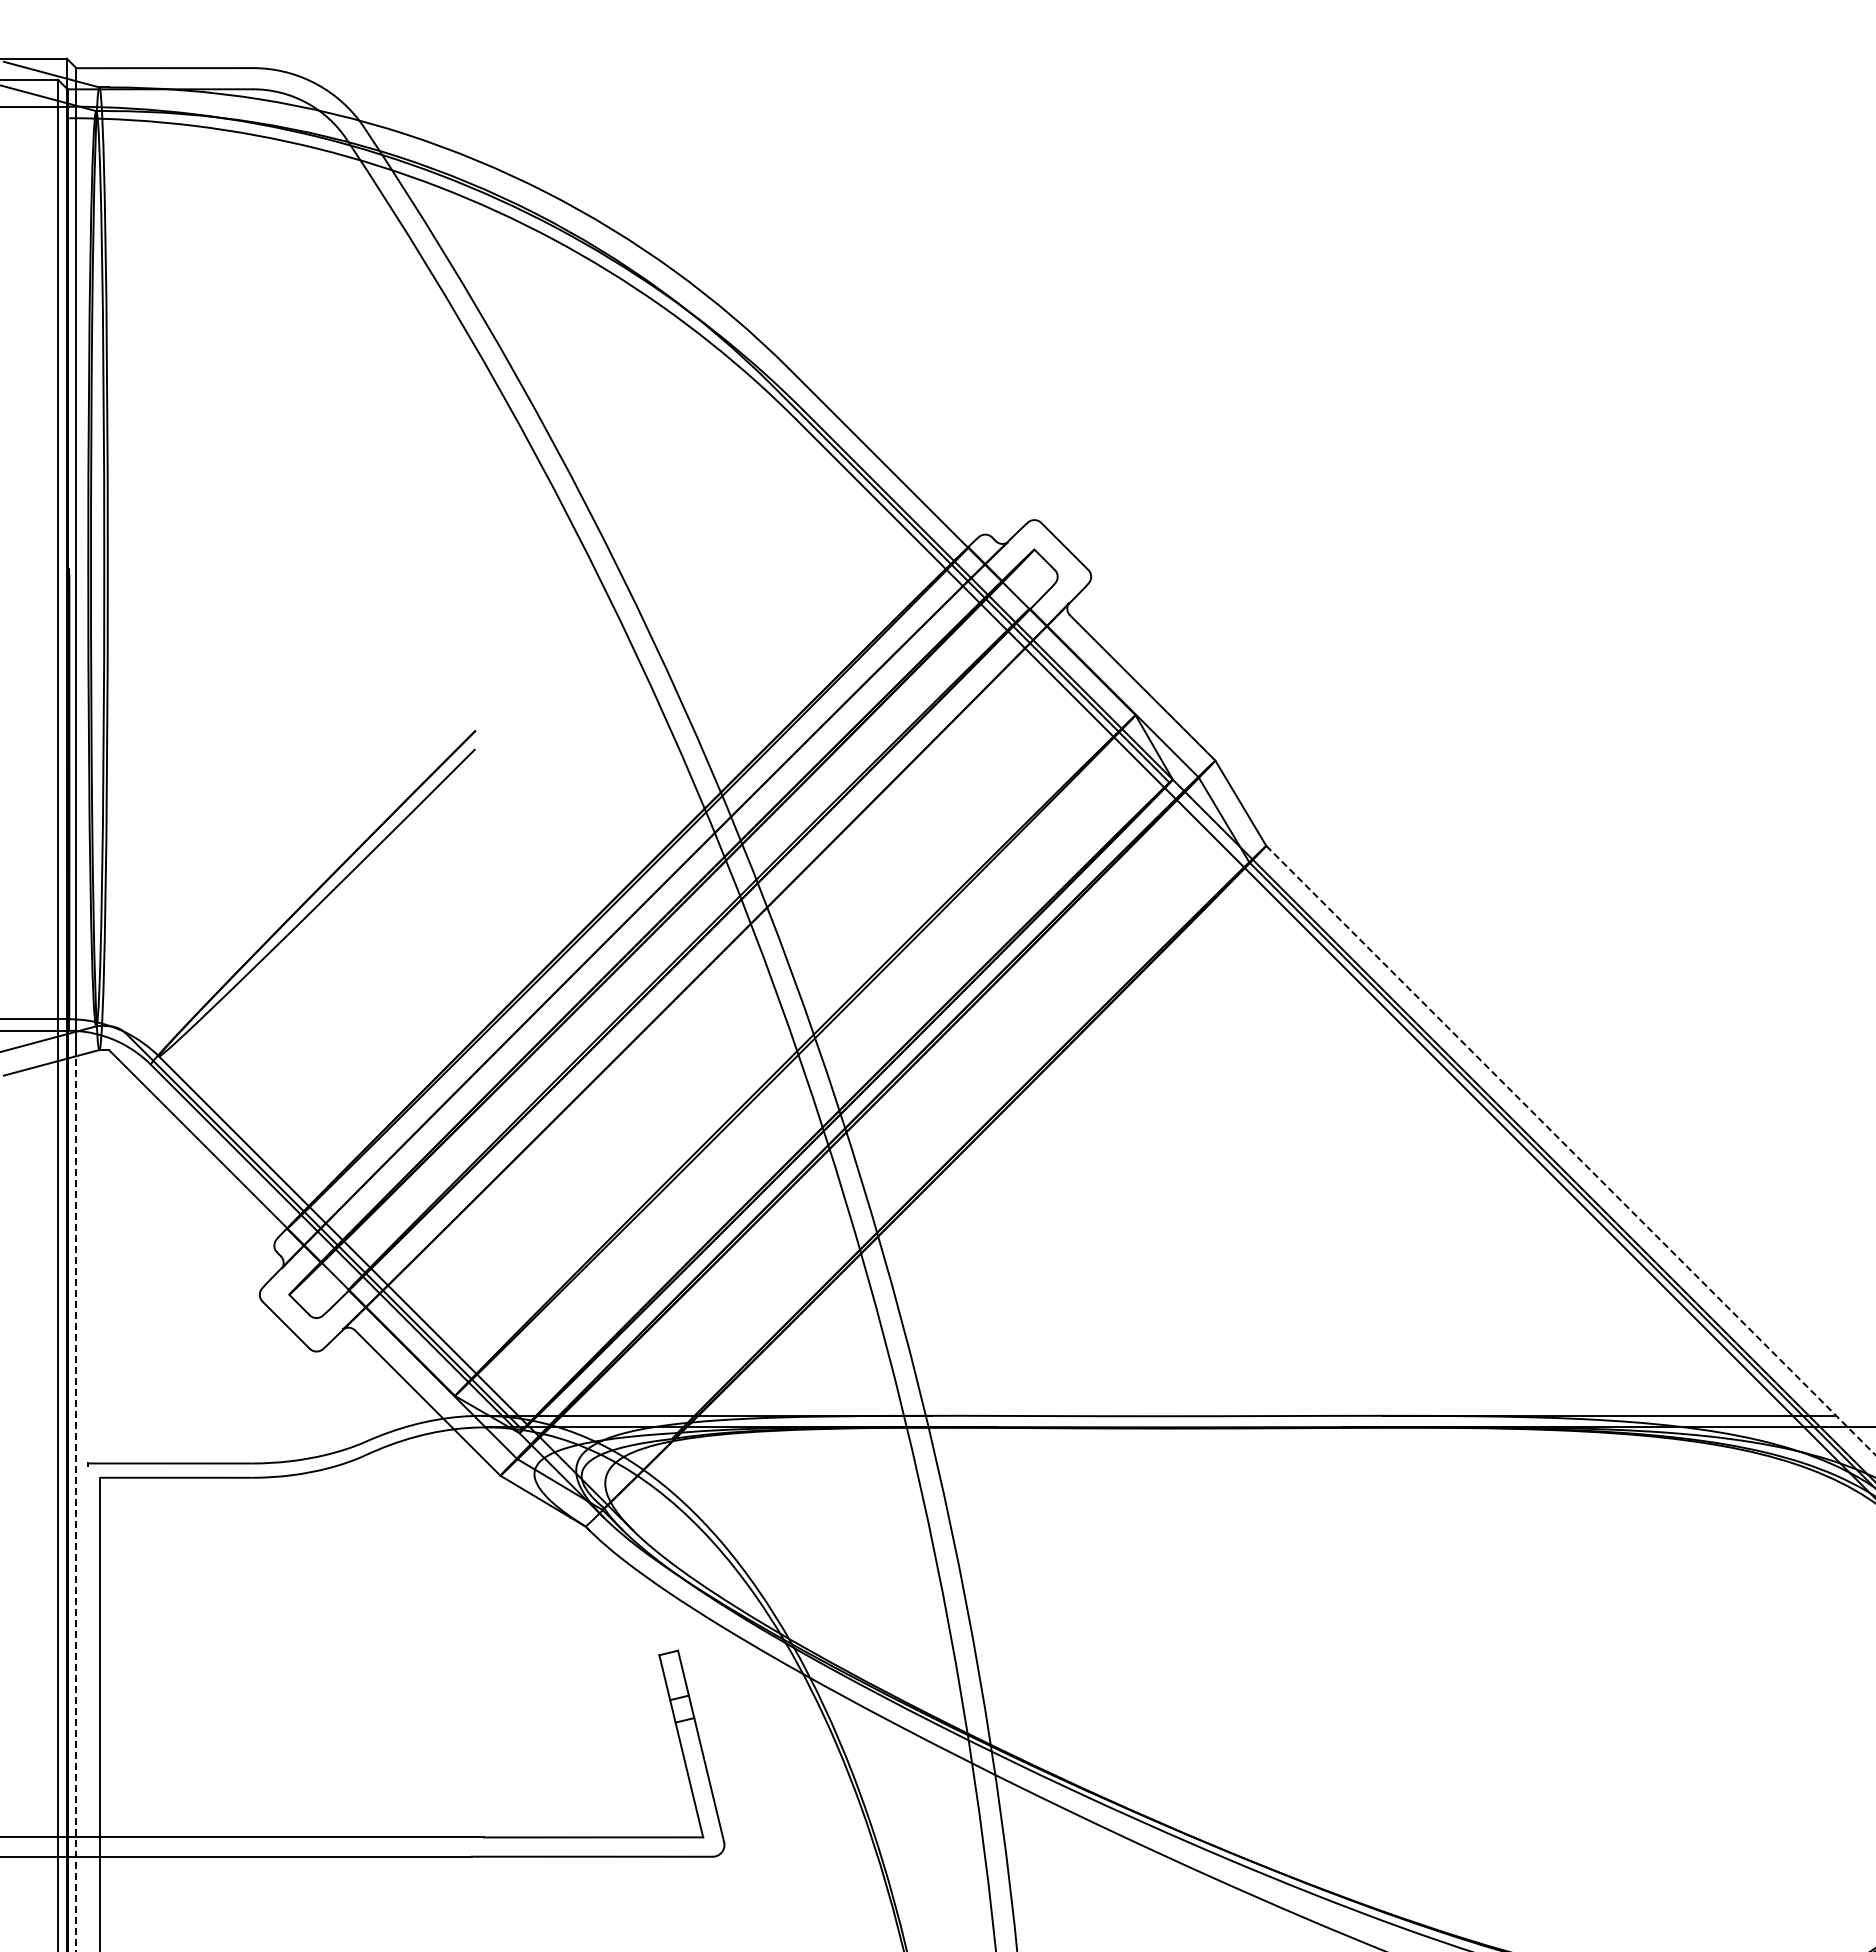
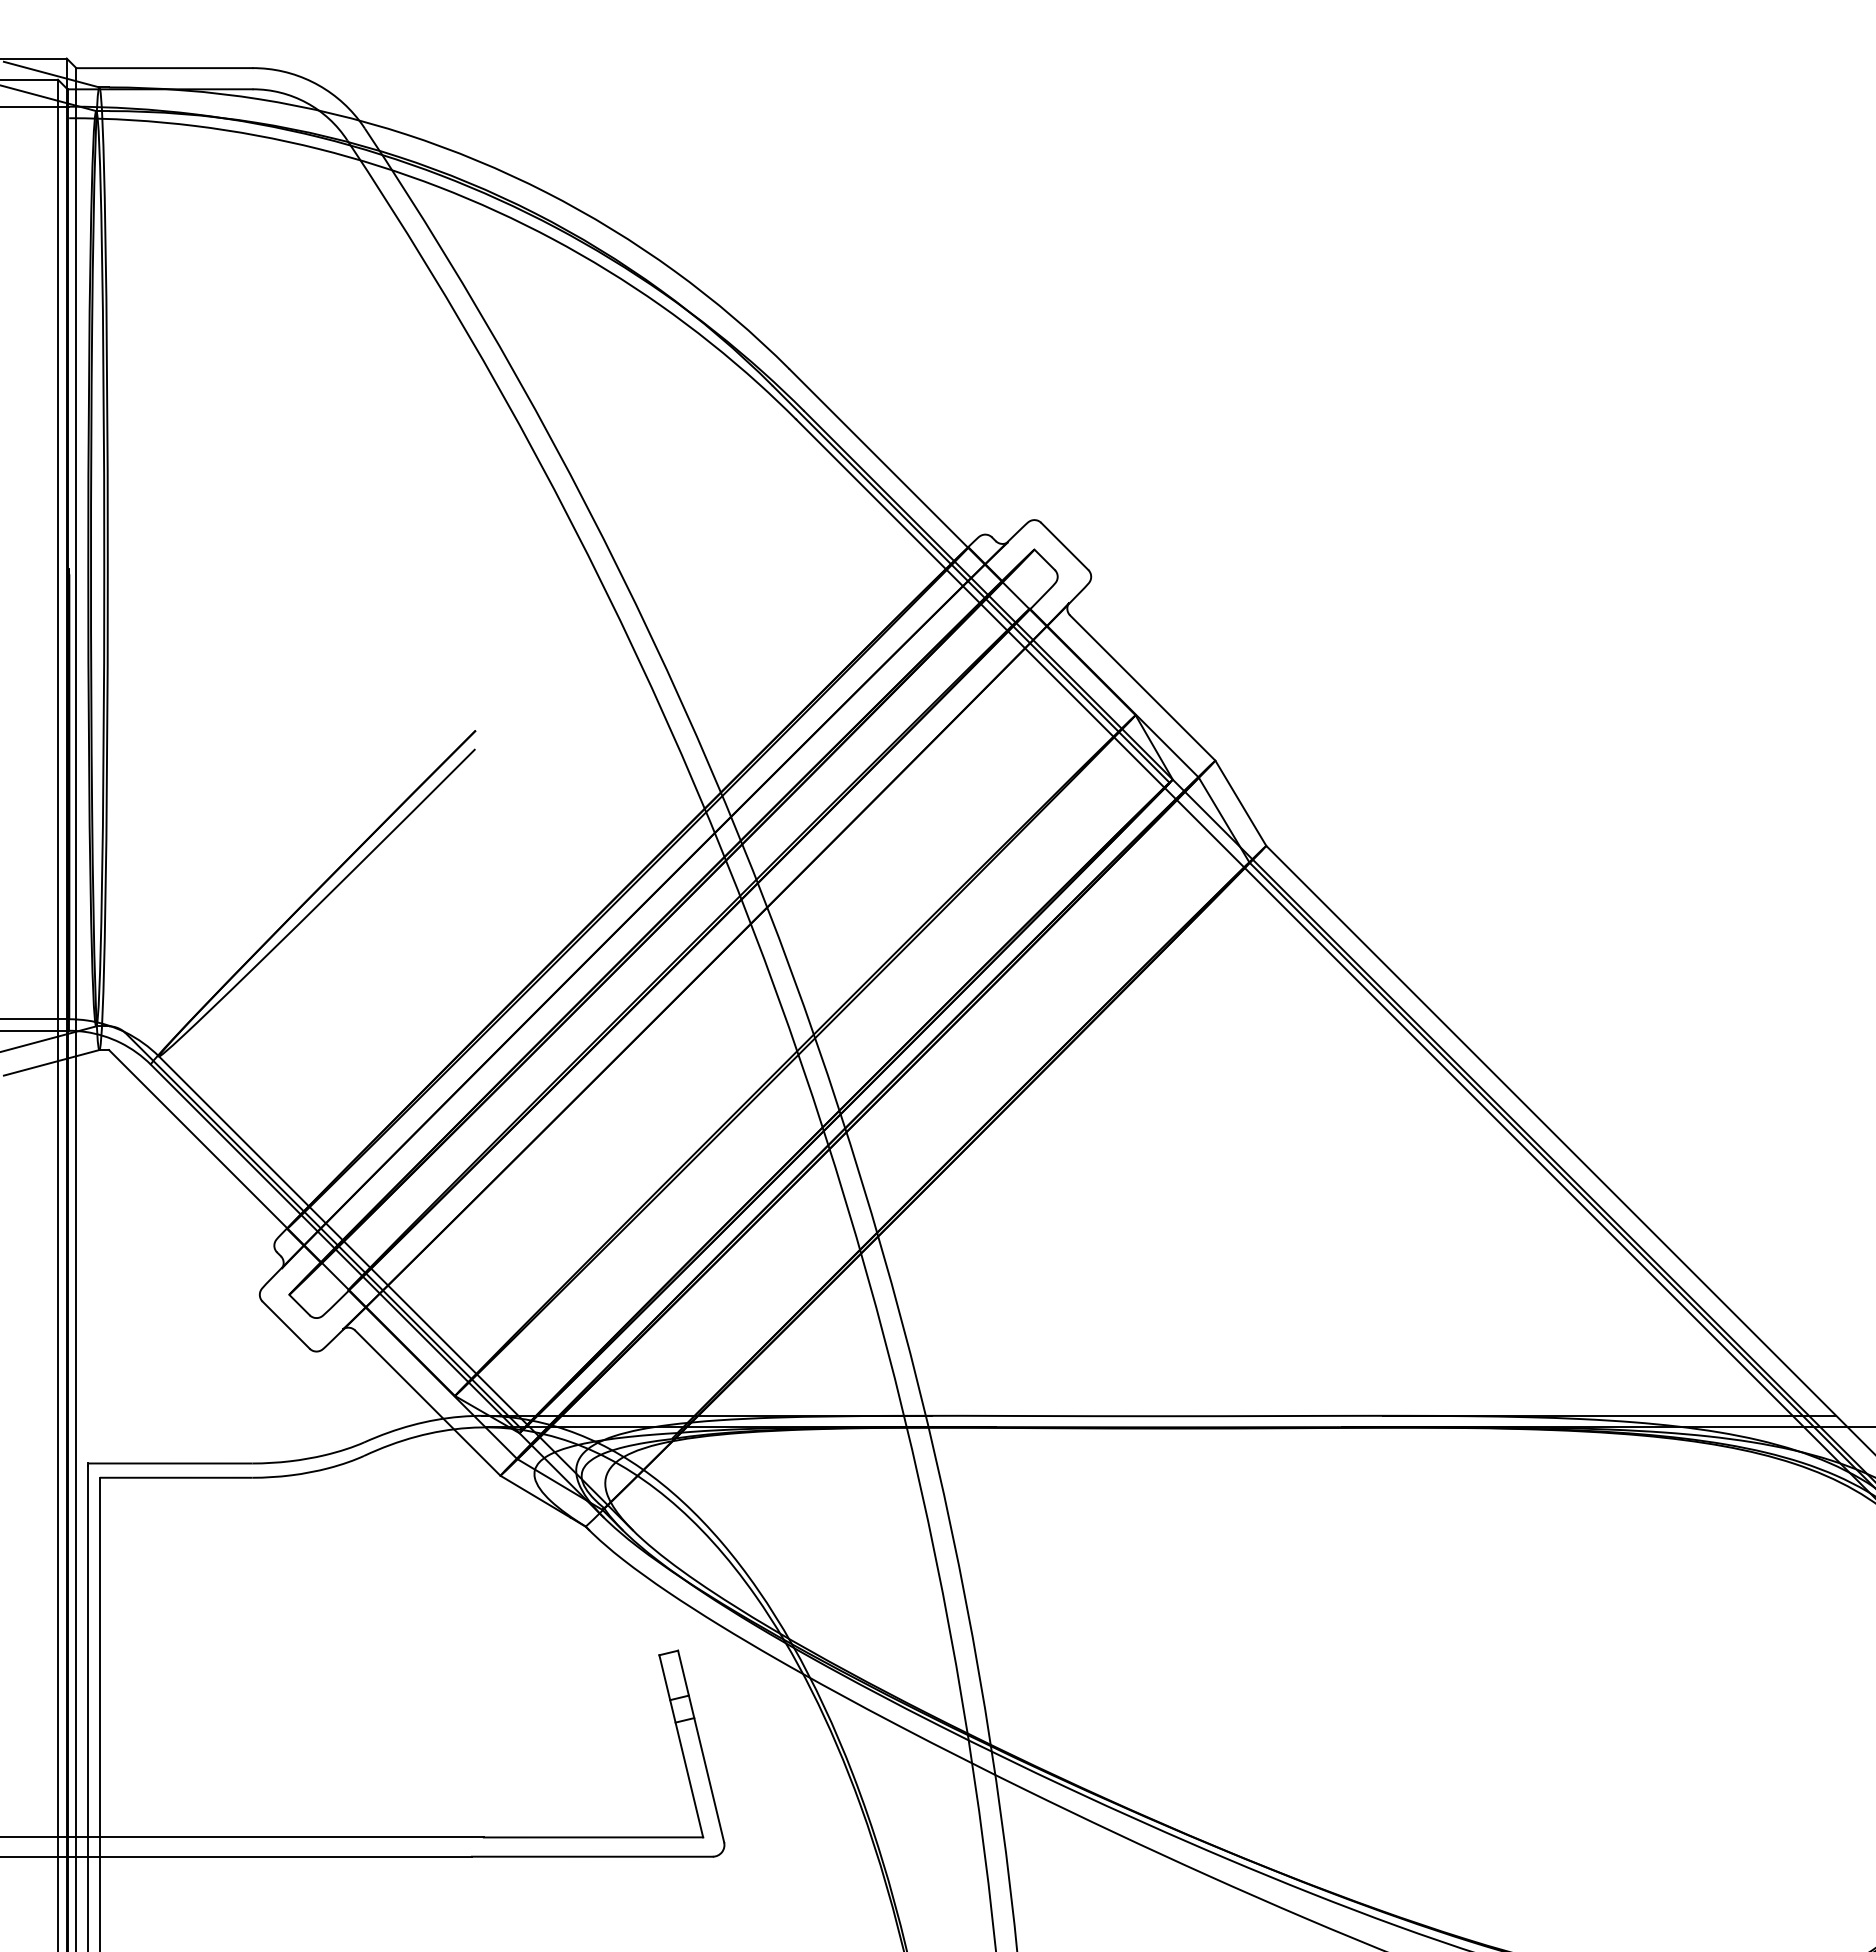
line: dashed -> solid (1570, 1150)
line: dashed -> solid (76, 1503)
line: none -> present (88, 1707)
